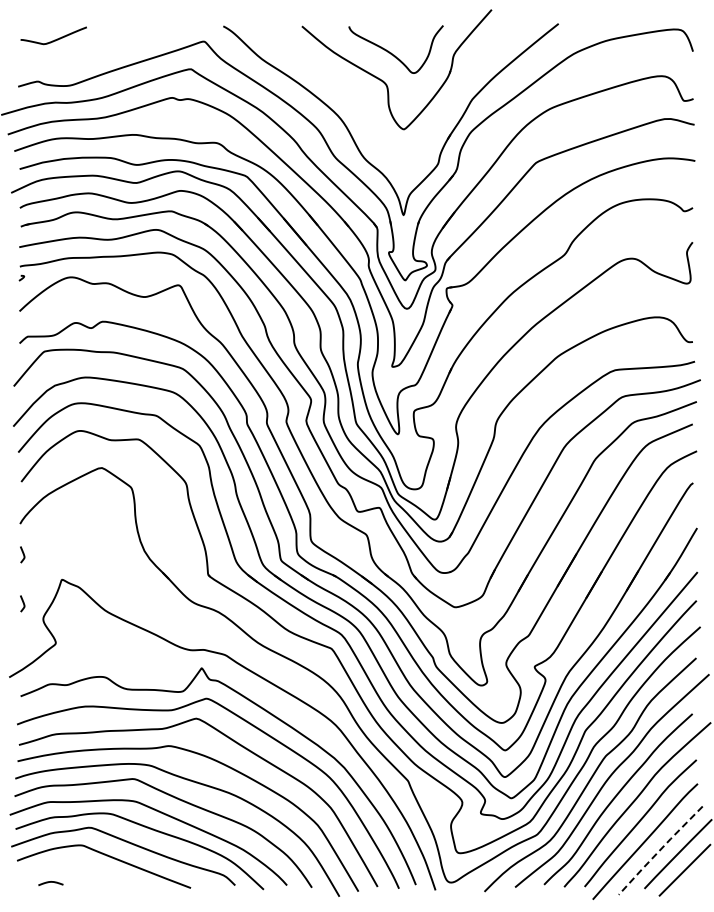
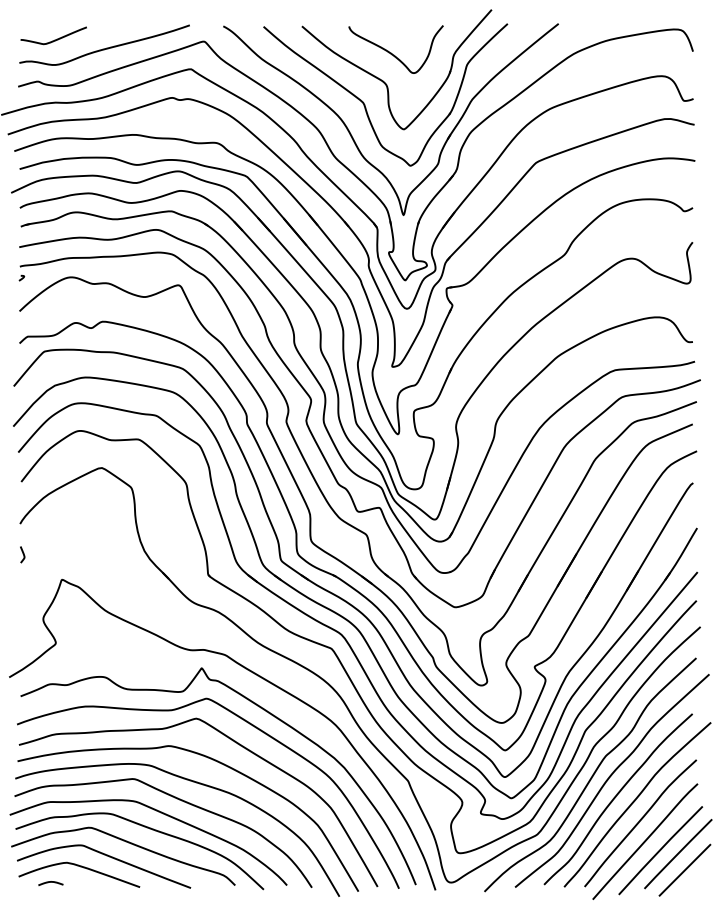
curve: none -> present (106, 47)
part: none -> present (365, 104)
curve: present -> none (22, 603)
line: dashed -> solid (659, 850)
curve: none -> present (80, 867)
